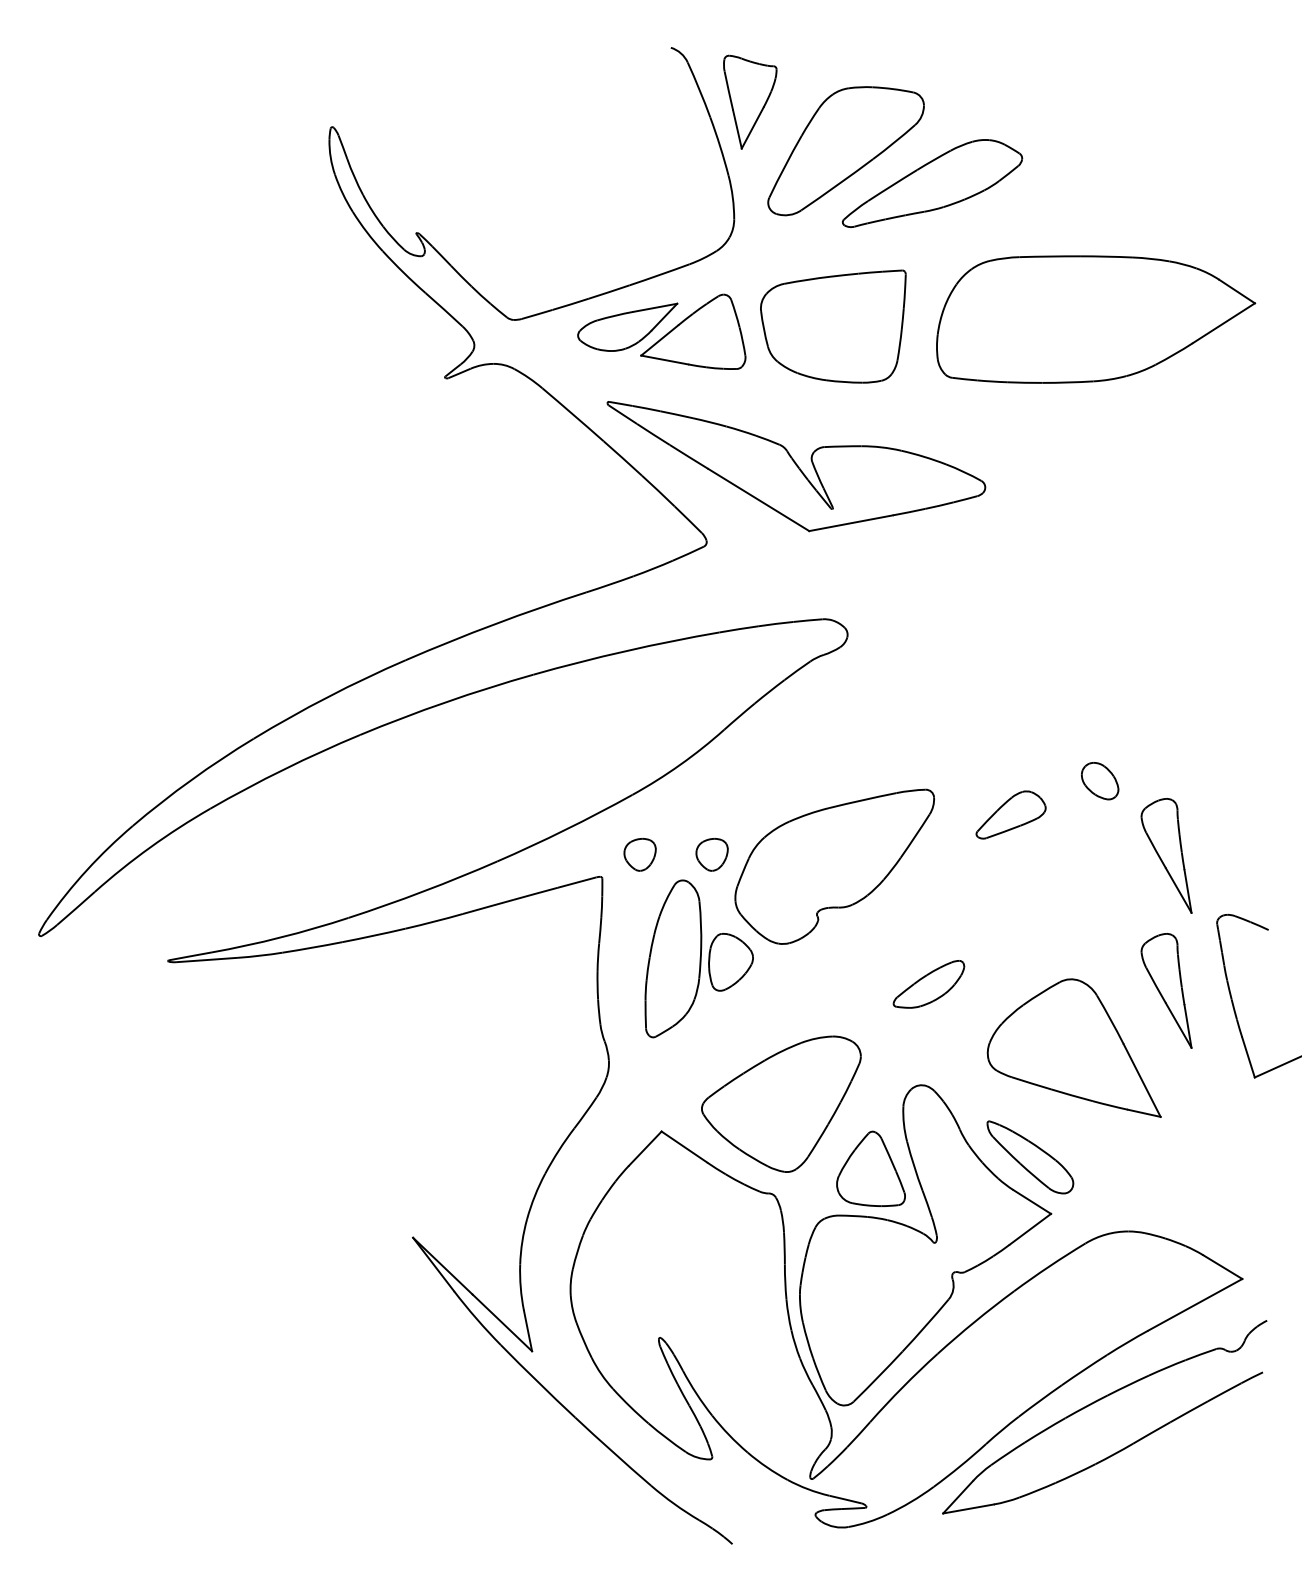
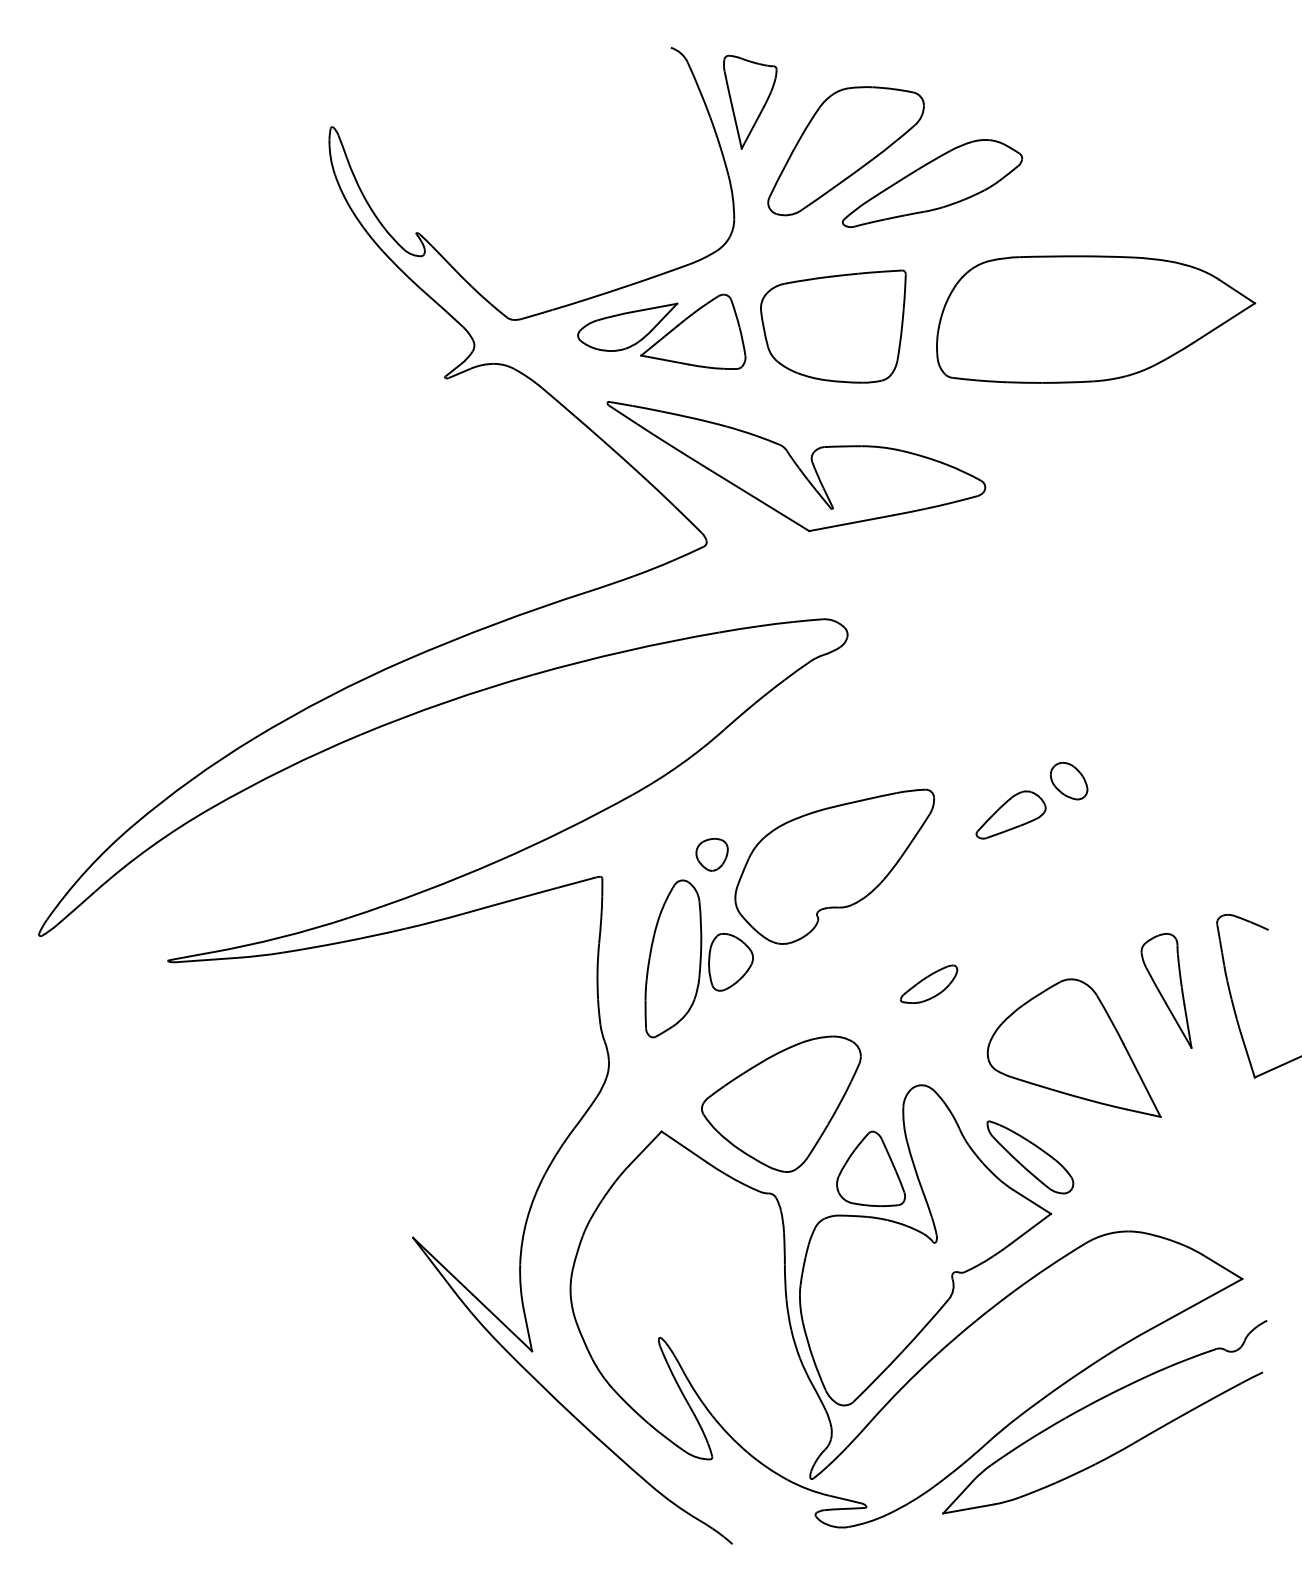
part position: (1100, 781) -> (1069, 781) (1069, 781)
part: present -> none (639, 854)
part: present -> none (1166, 855)
part size: 74x49 px -> 59x40 px (929, 983)
